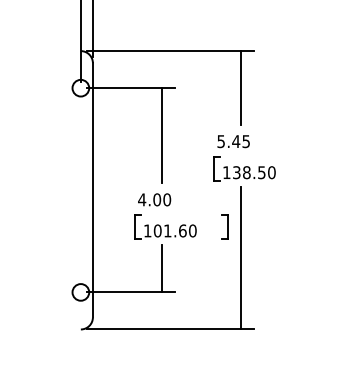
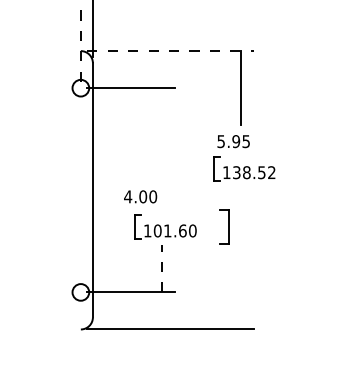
line: solid -> dashed (80, 41)
line: solid -> dashed (170, 51)
line: present -> none (161, 135)
text: 5.45 -> 5.95 (236, 141)
text: 138.50 -> 138.52 (271, 172)
text position: (154, 199) -> (140, 196) (140, 196)
part size: 8x26 px -> 11x36 px (224, 226)
line: present -> none (240, 257)
line: solid -> dashed (161, 268)
